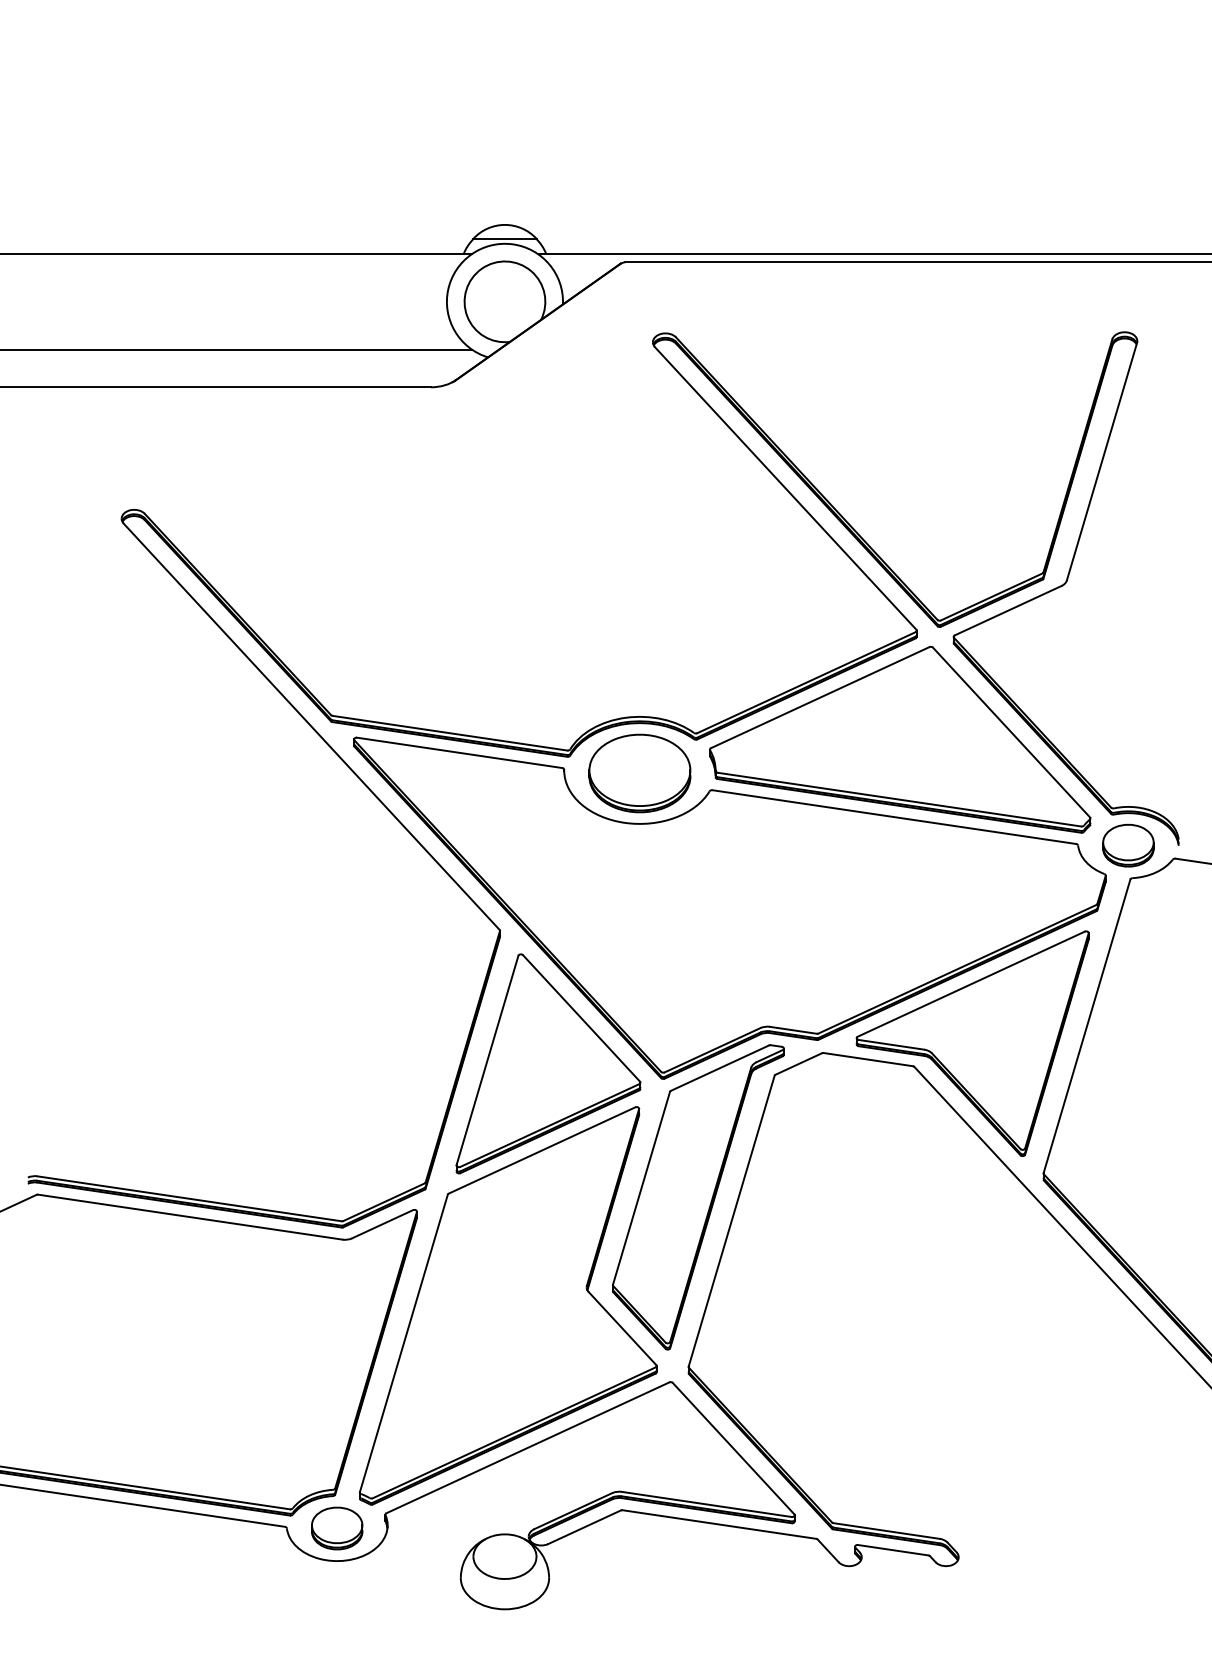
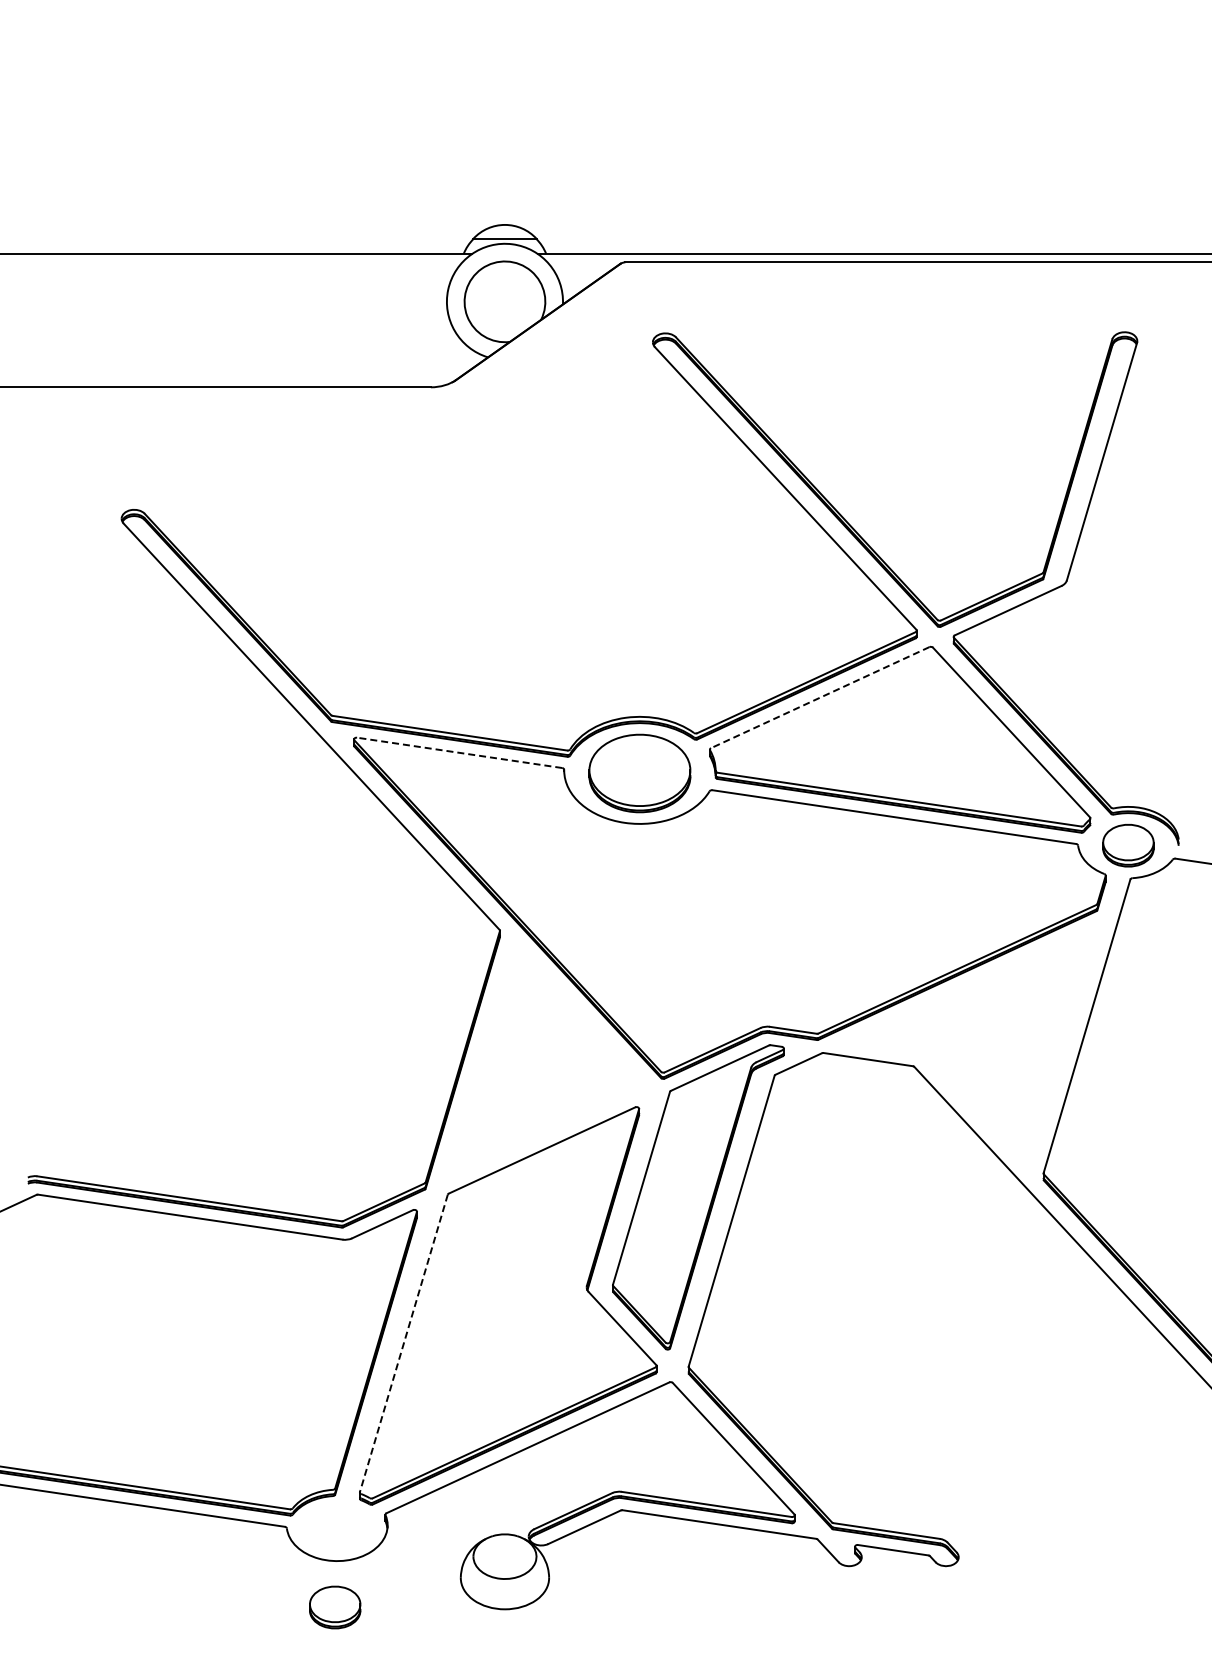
line: present -> none (237, 349)
line: solid -> dashed (819, 697)
line: solid -> dashed (459, 752)
part: present -> none (972, 1043)
part: present -> none (548, 1063)
line: solid -> dashed (403, 1343)
part position: (337, 1528) -> (335, 1607) (335, 1607)
